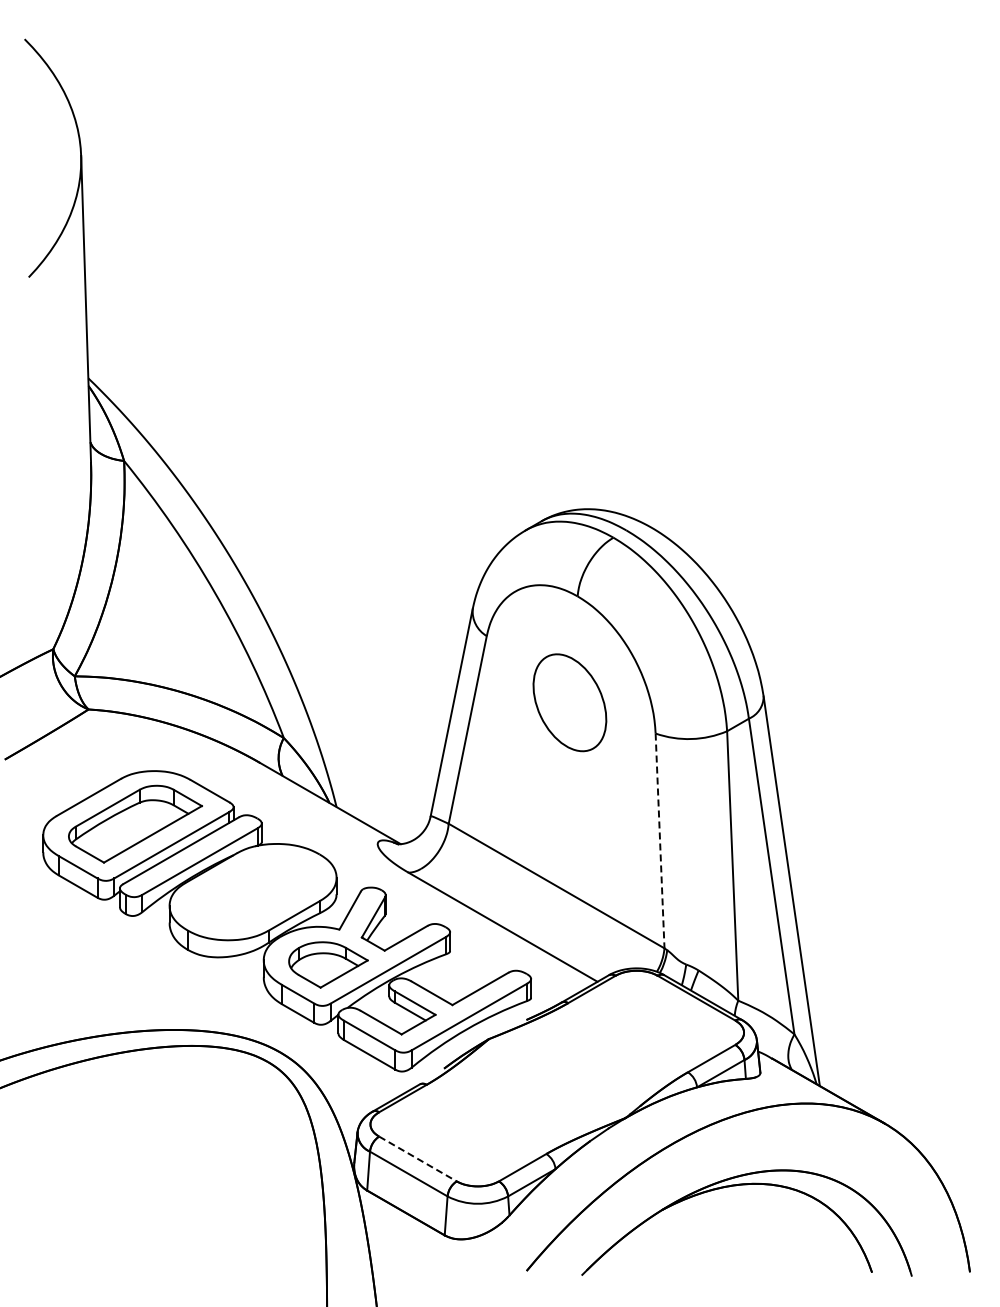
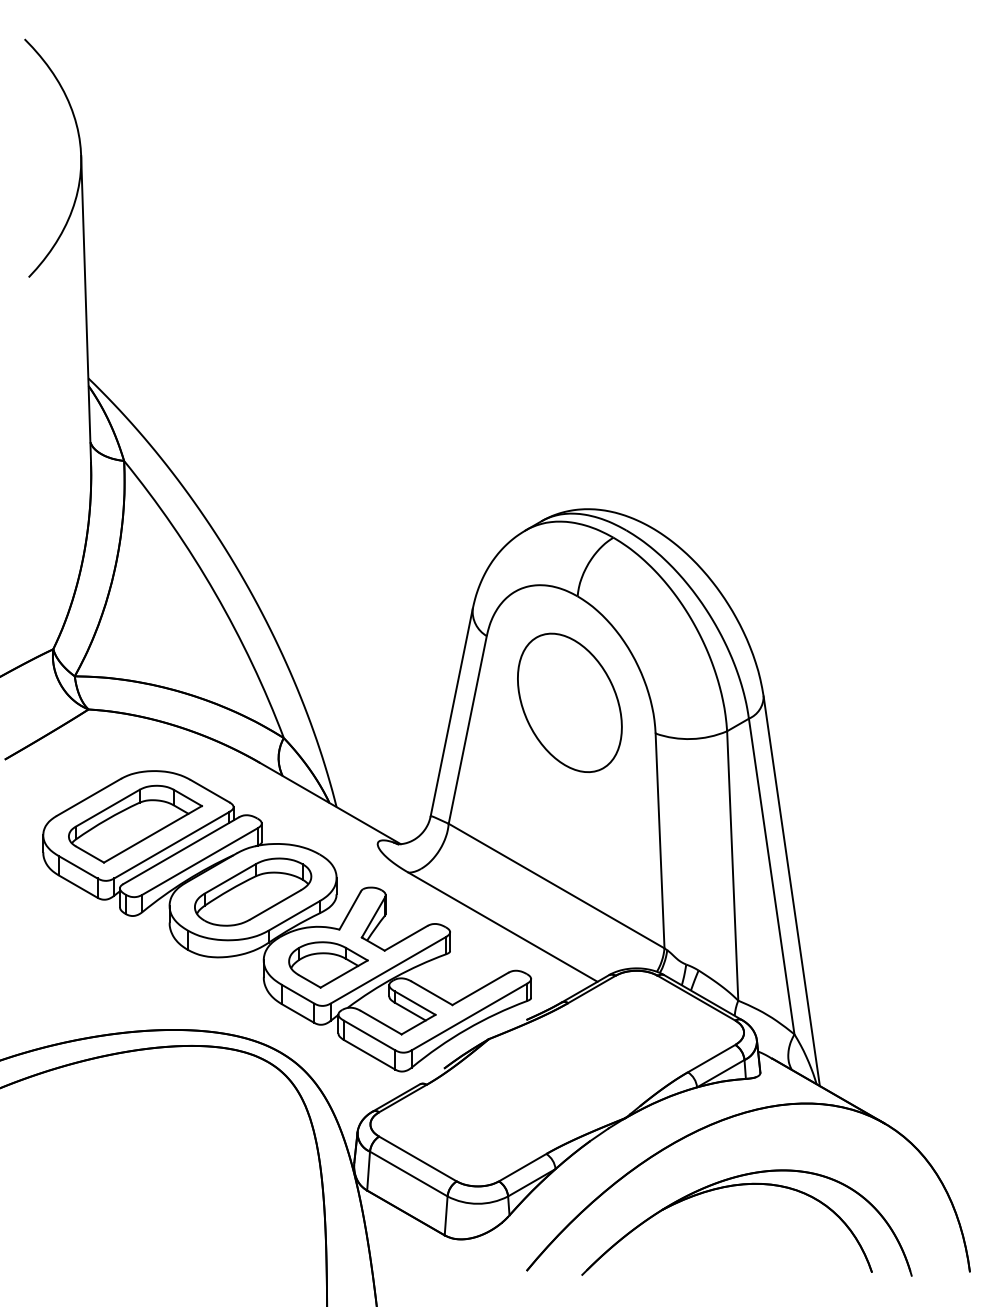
part size: 76x100 px -> 106x141 px (569, 702)
line: dashed -> solid (660, 841)
part: none -> present (253, 891)
line: dashed -> solid (417, 1159)
